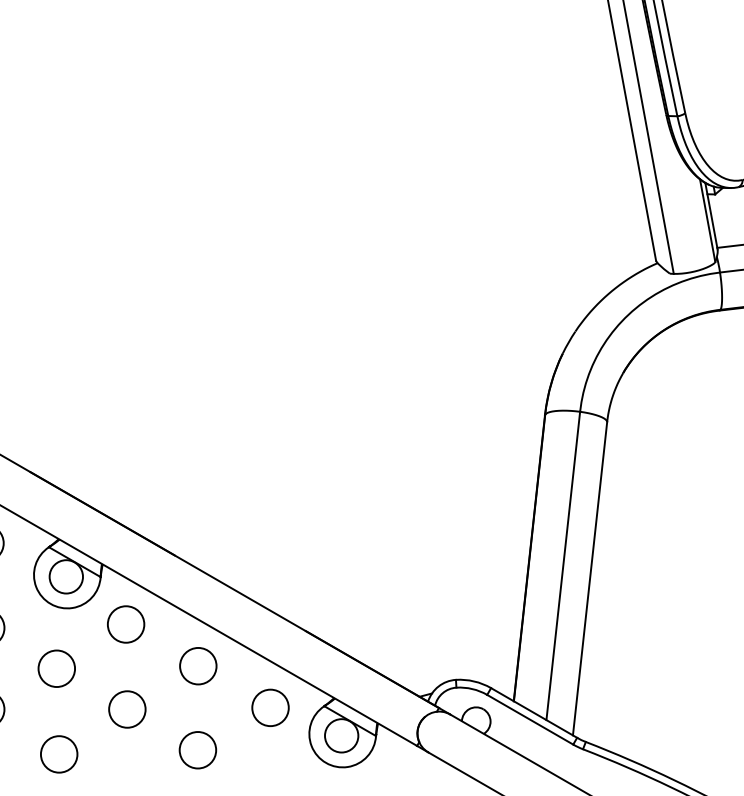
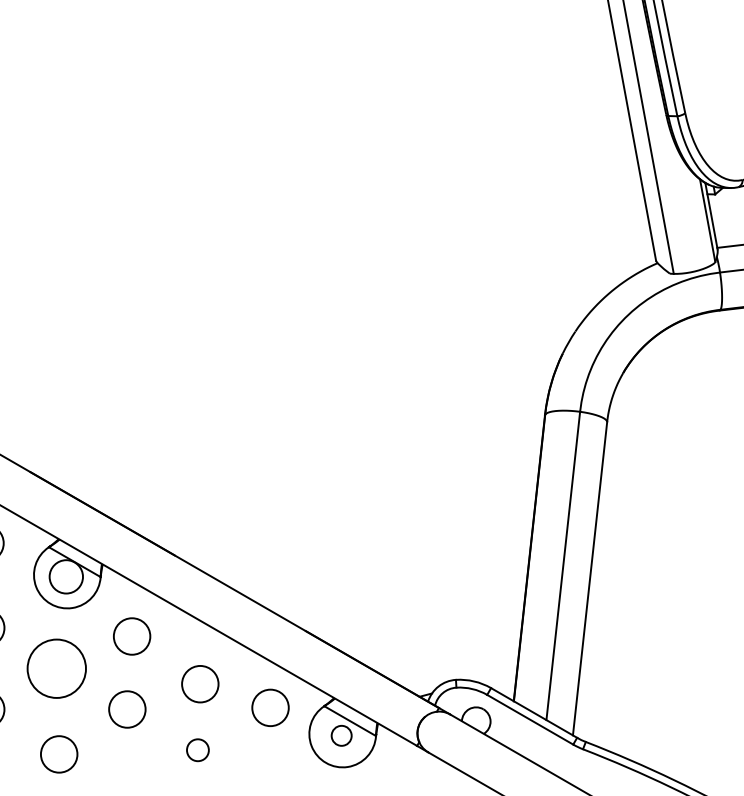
circle position: (126, 624) -> (132, 636) (132, 636)
circle position: (198, 666) -> (200, 684) (200, 684)
circle diameter: 36 px -> 58 px (56, 668)
circle diameter: 33 px -> 20 px (341, 735)
circle diameter: 36 px -> 22 px (197, 750)
